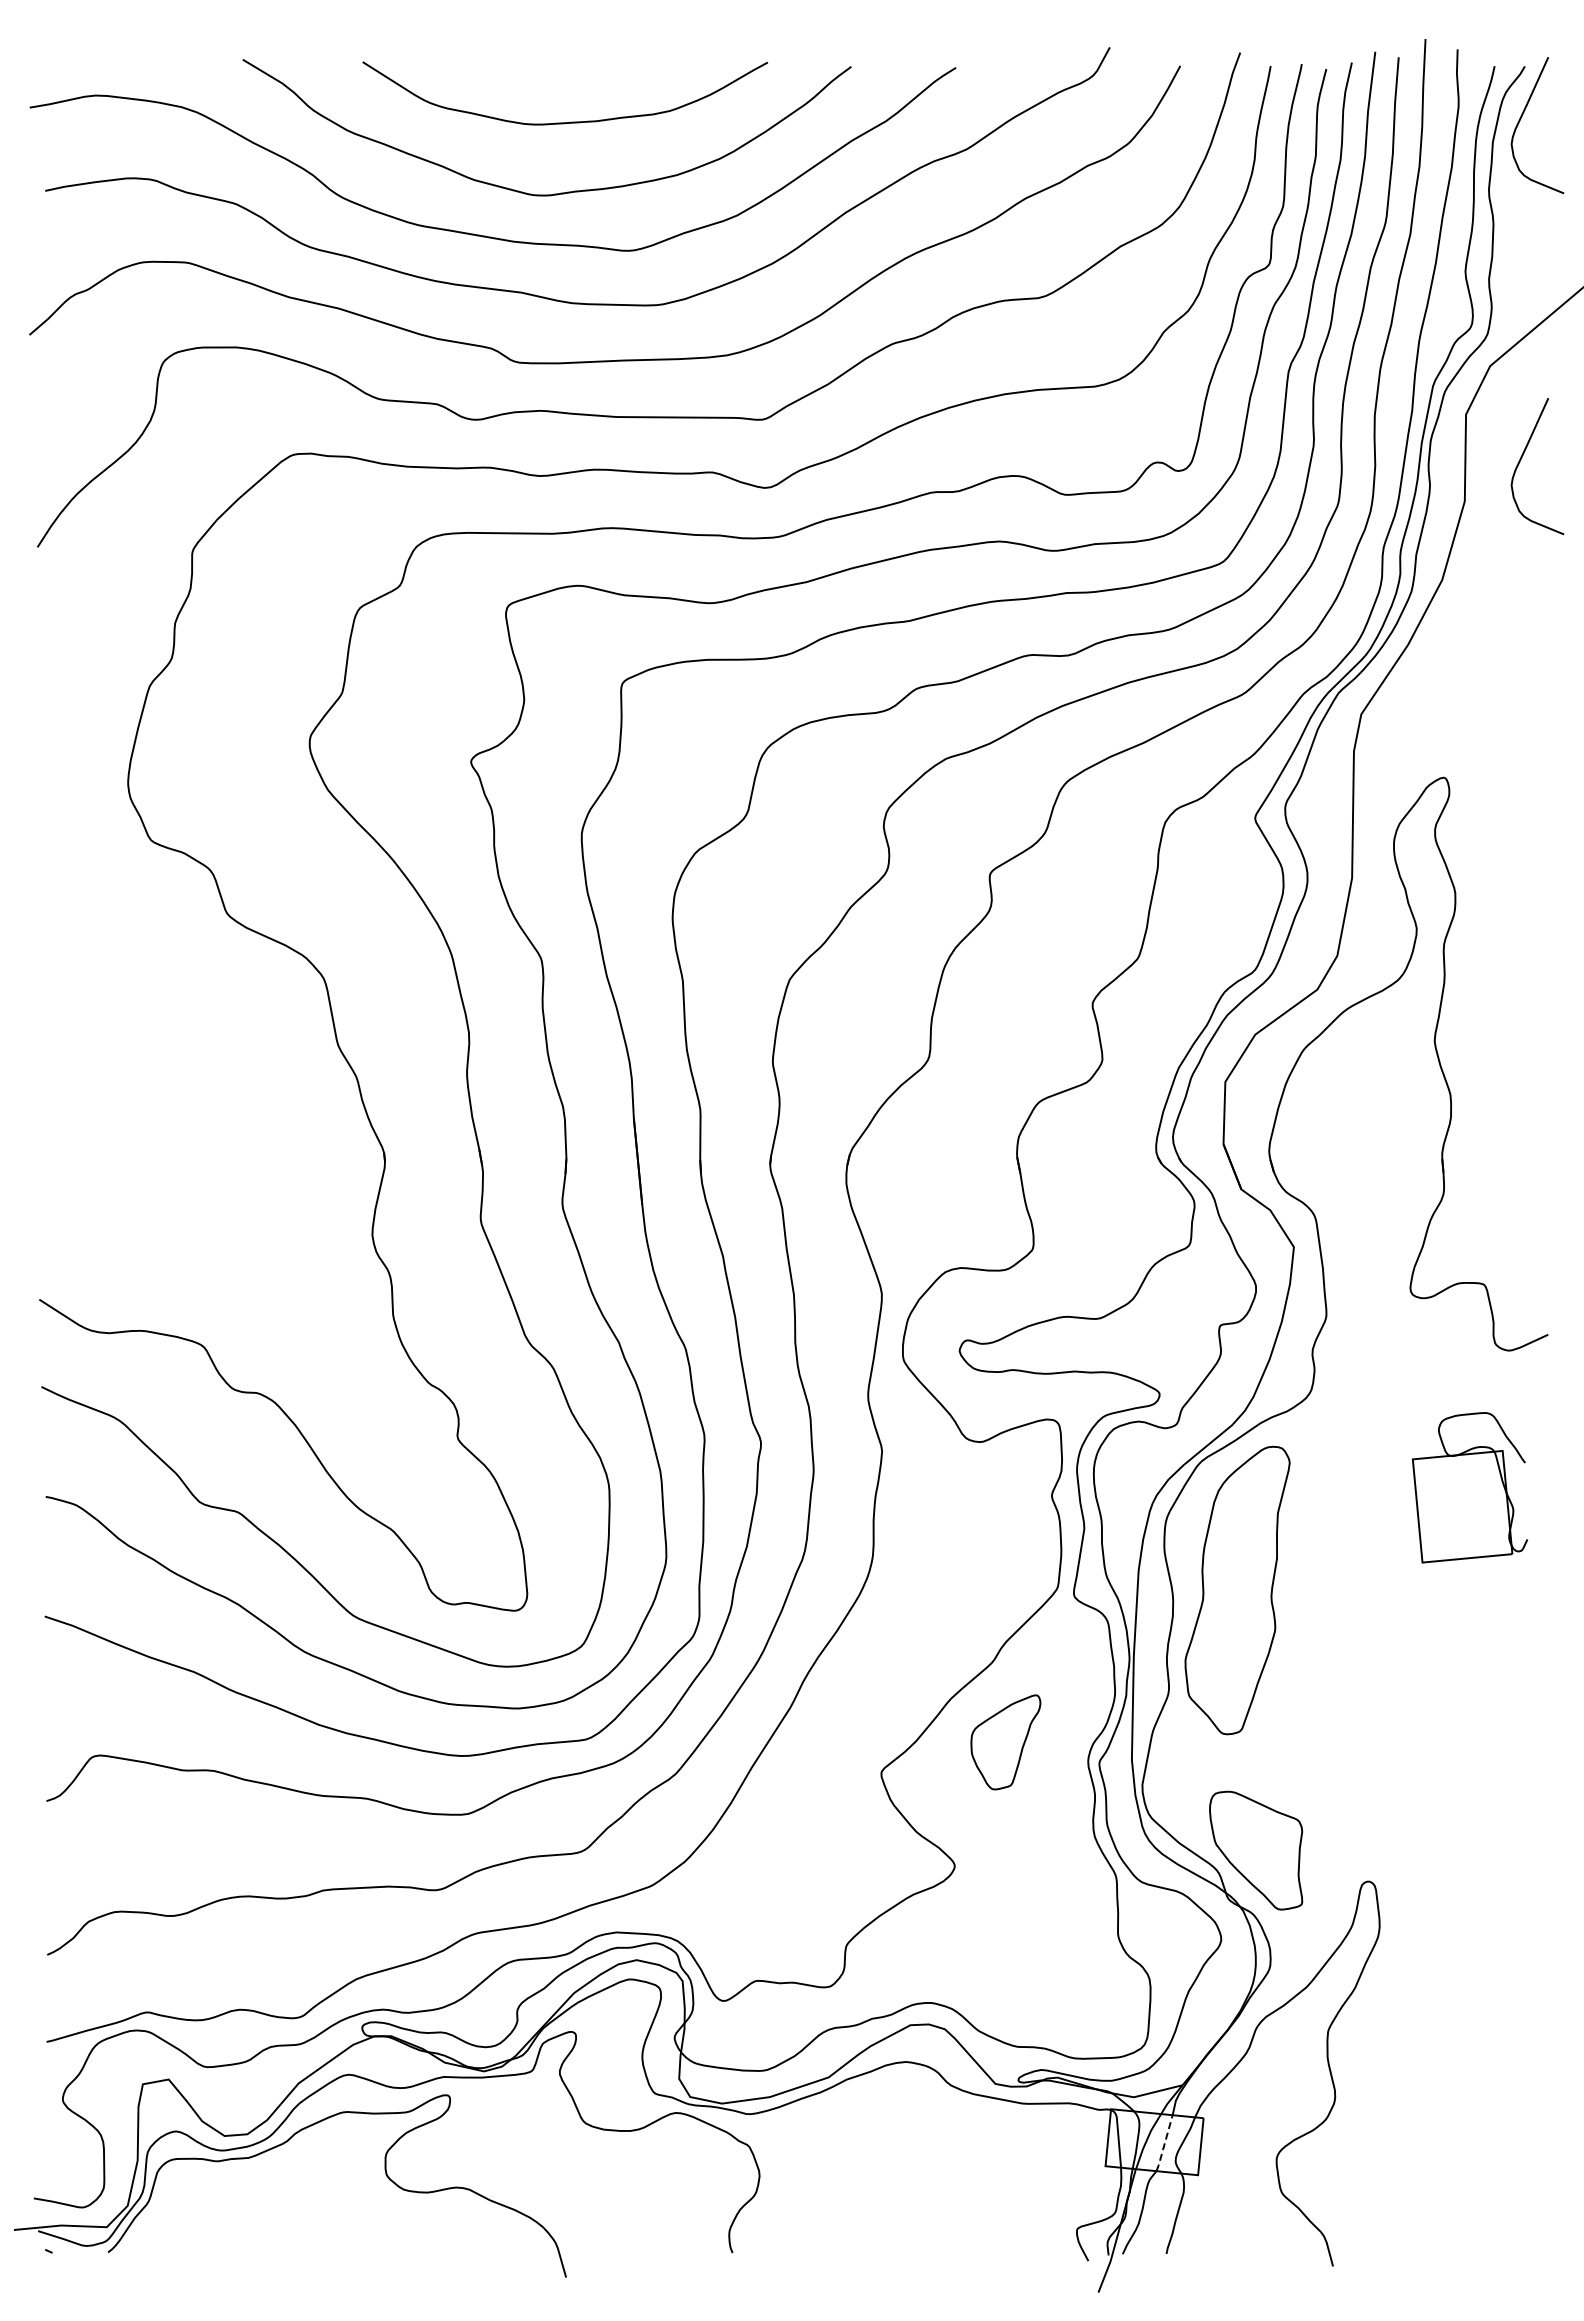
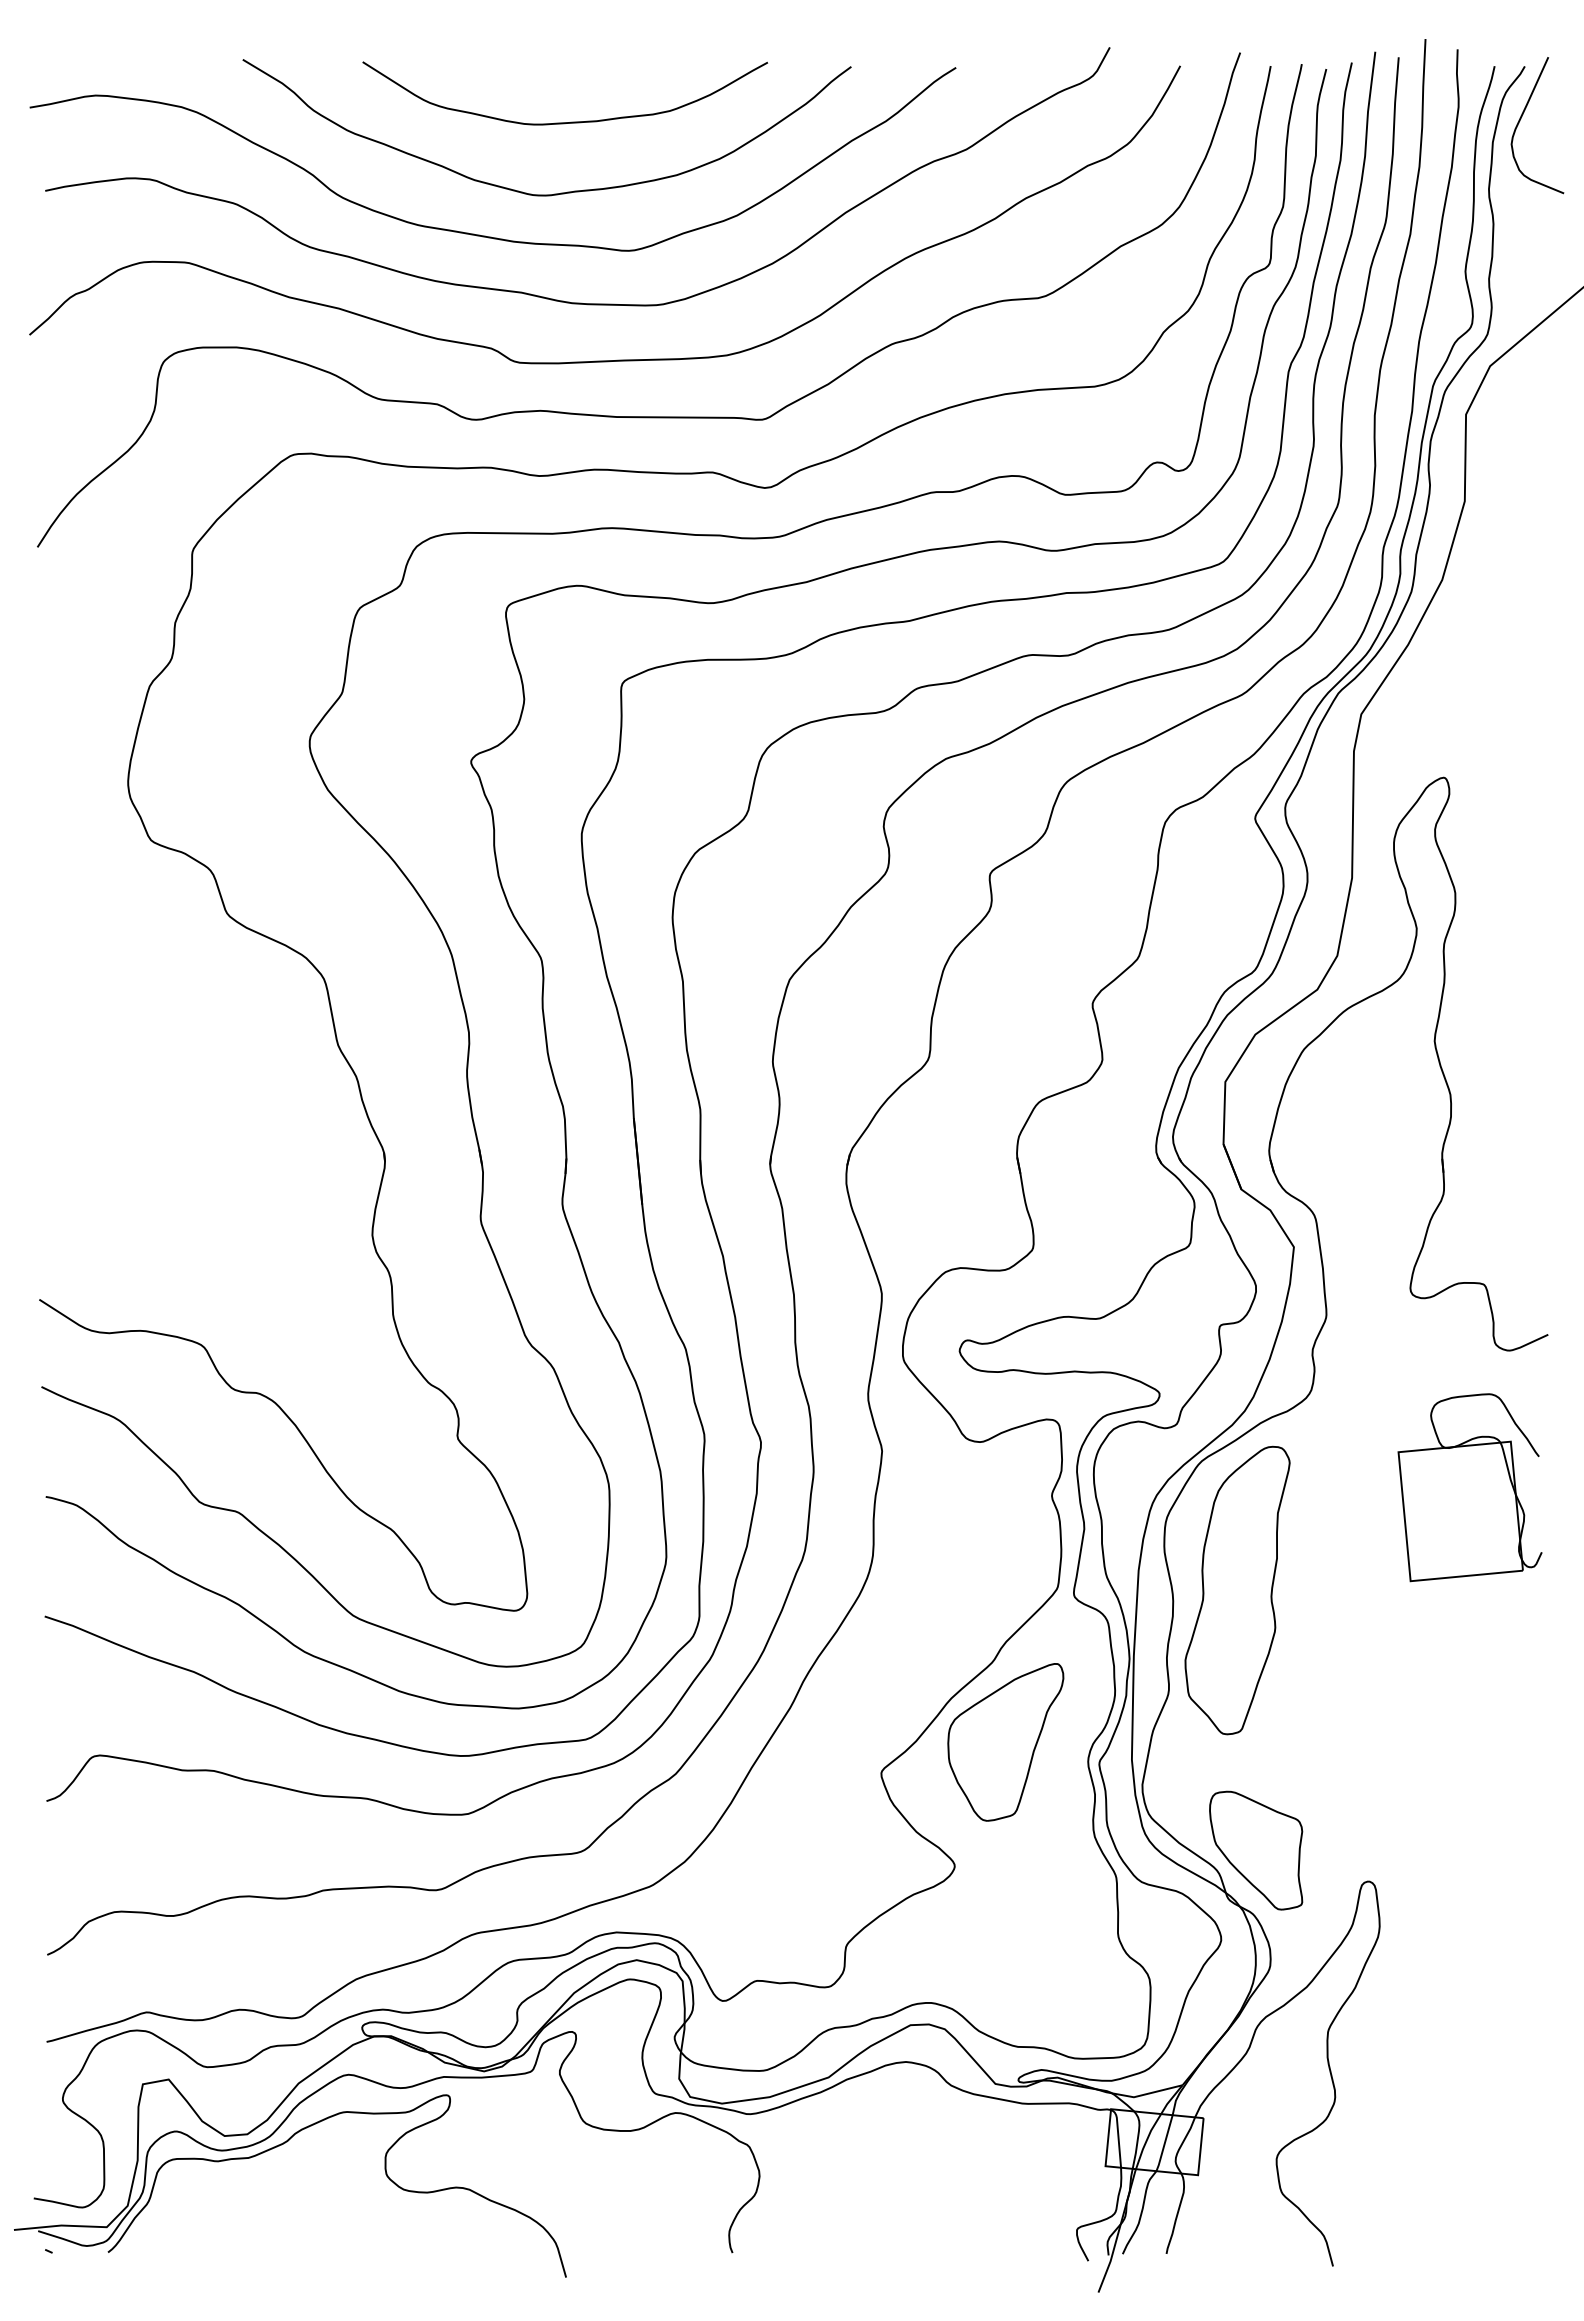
curve: present -> none (1521, 460)
part size: 116x152 px -> 146x190 px (1469, 1487)
part size: 72x97 px -> 118x159 px (1005, 1742)
line: dashed -> solid (1164, 2144)
